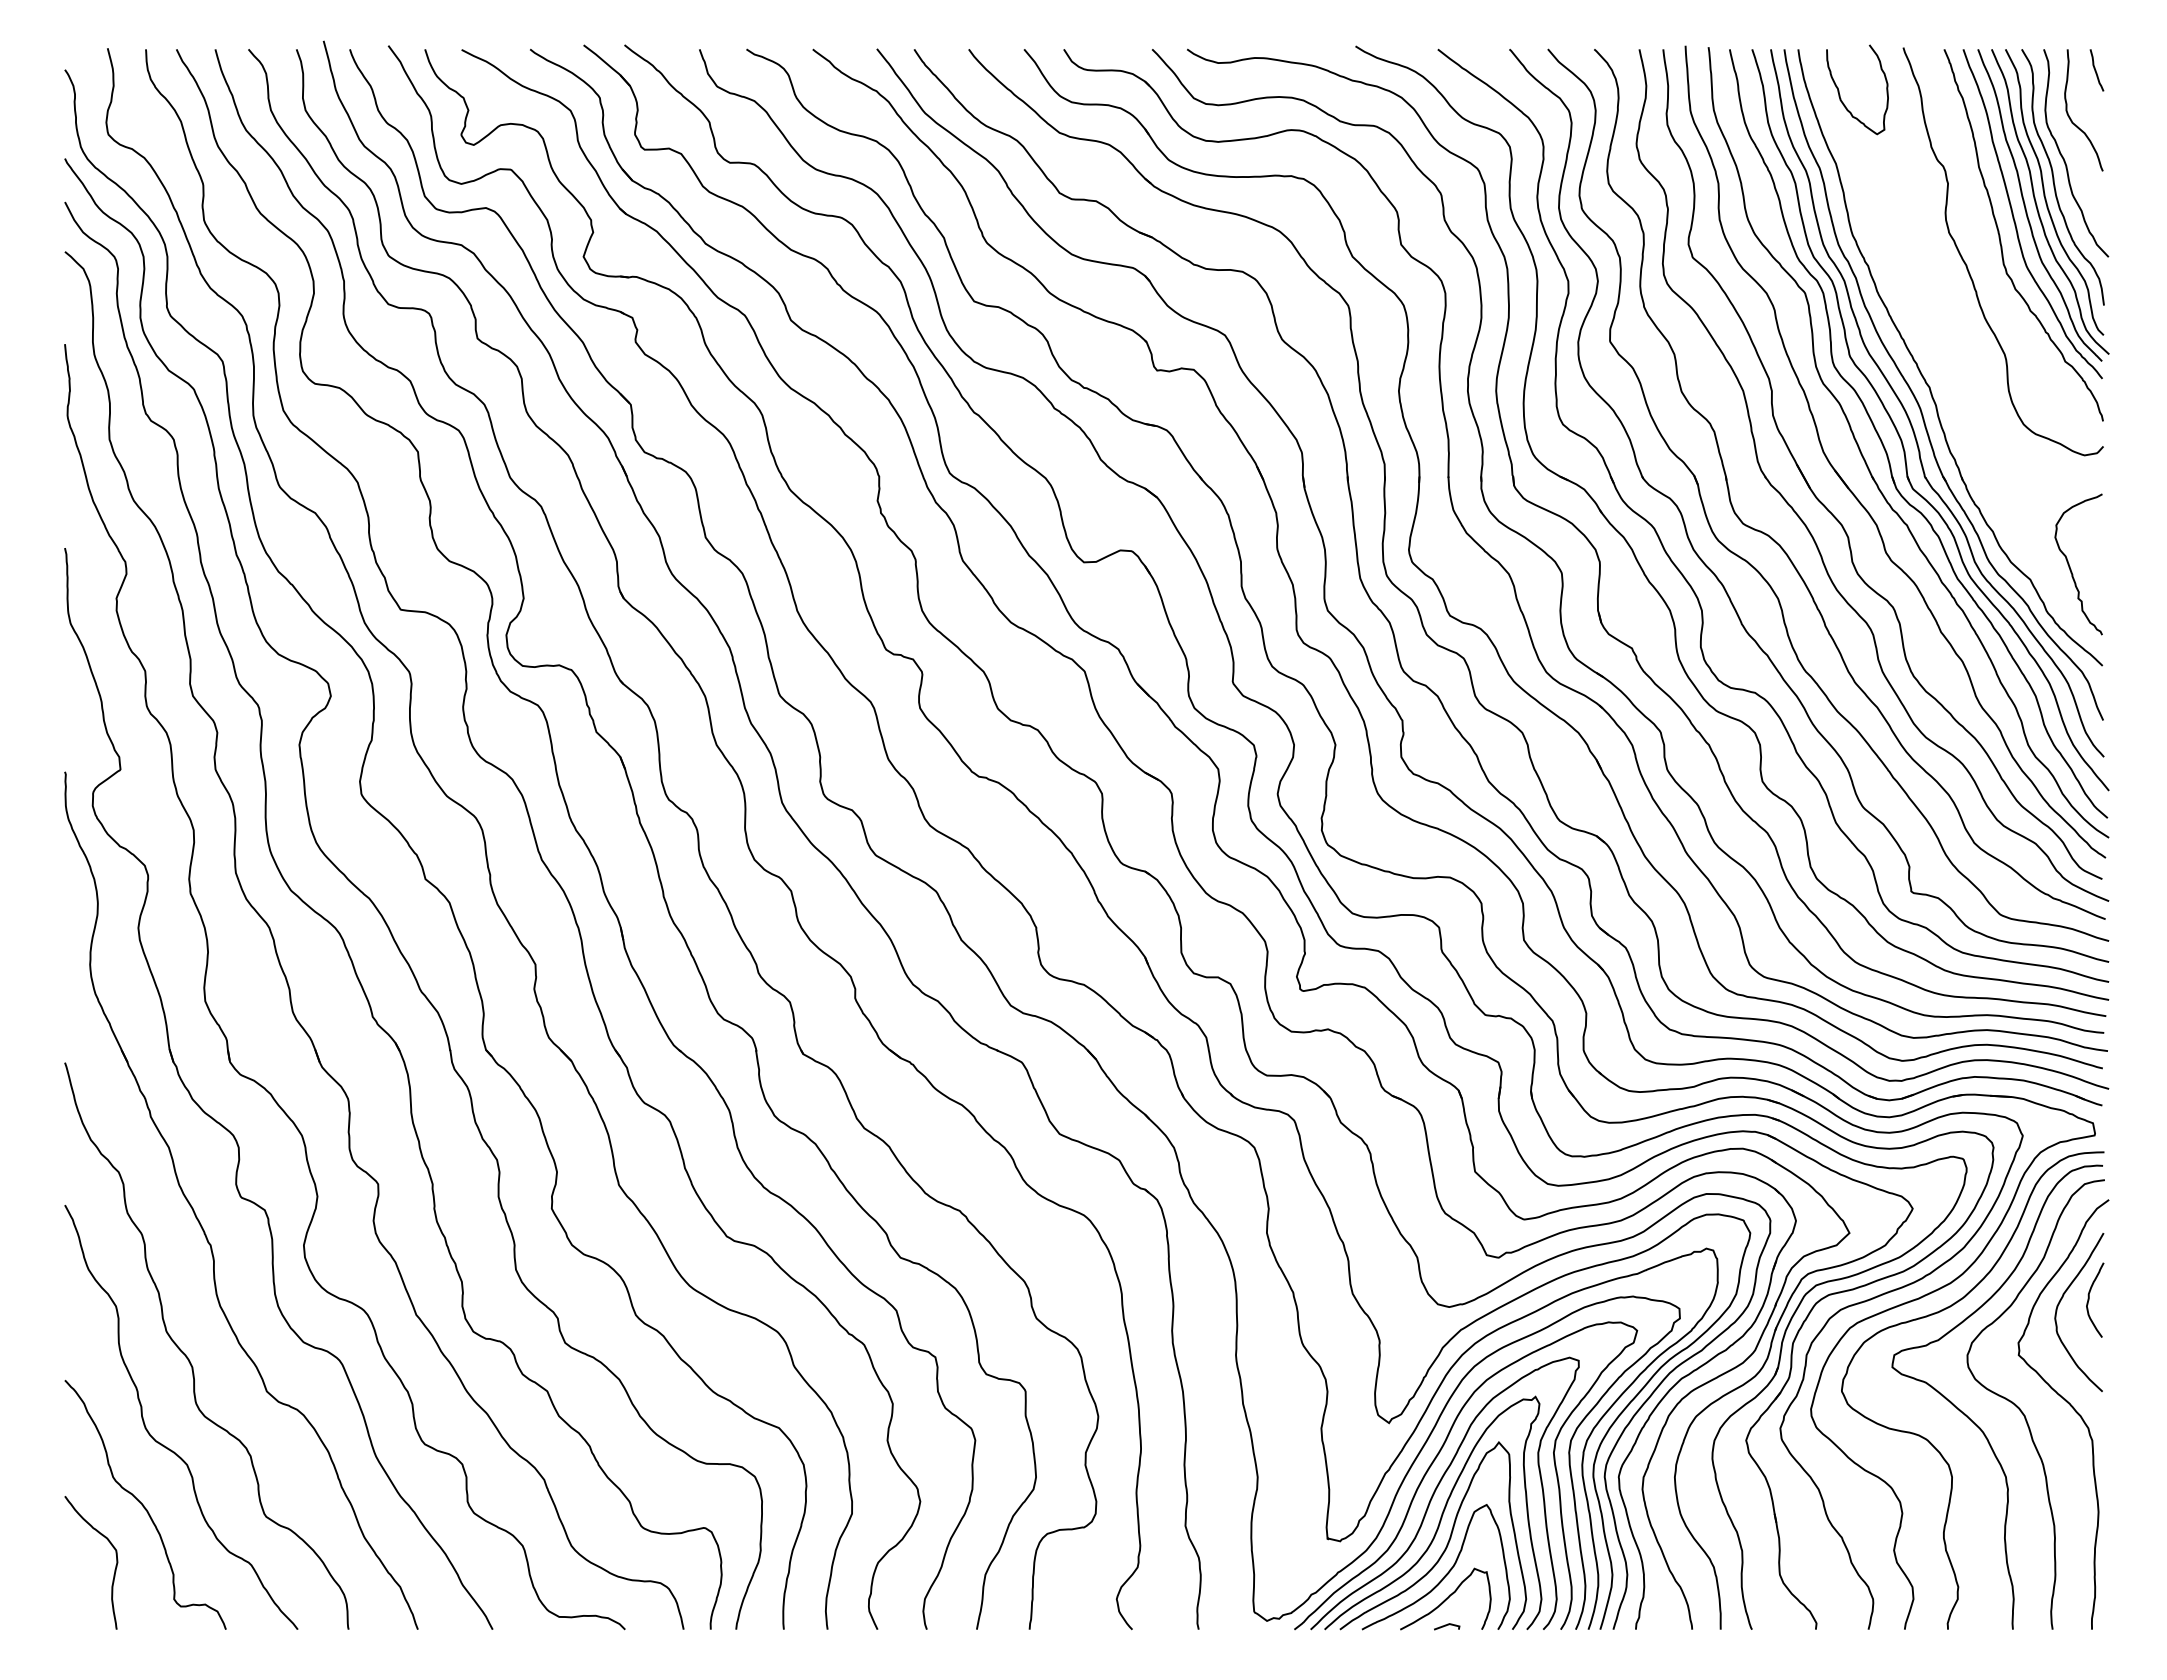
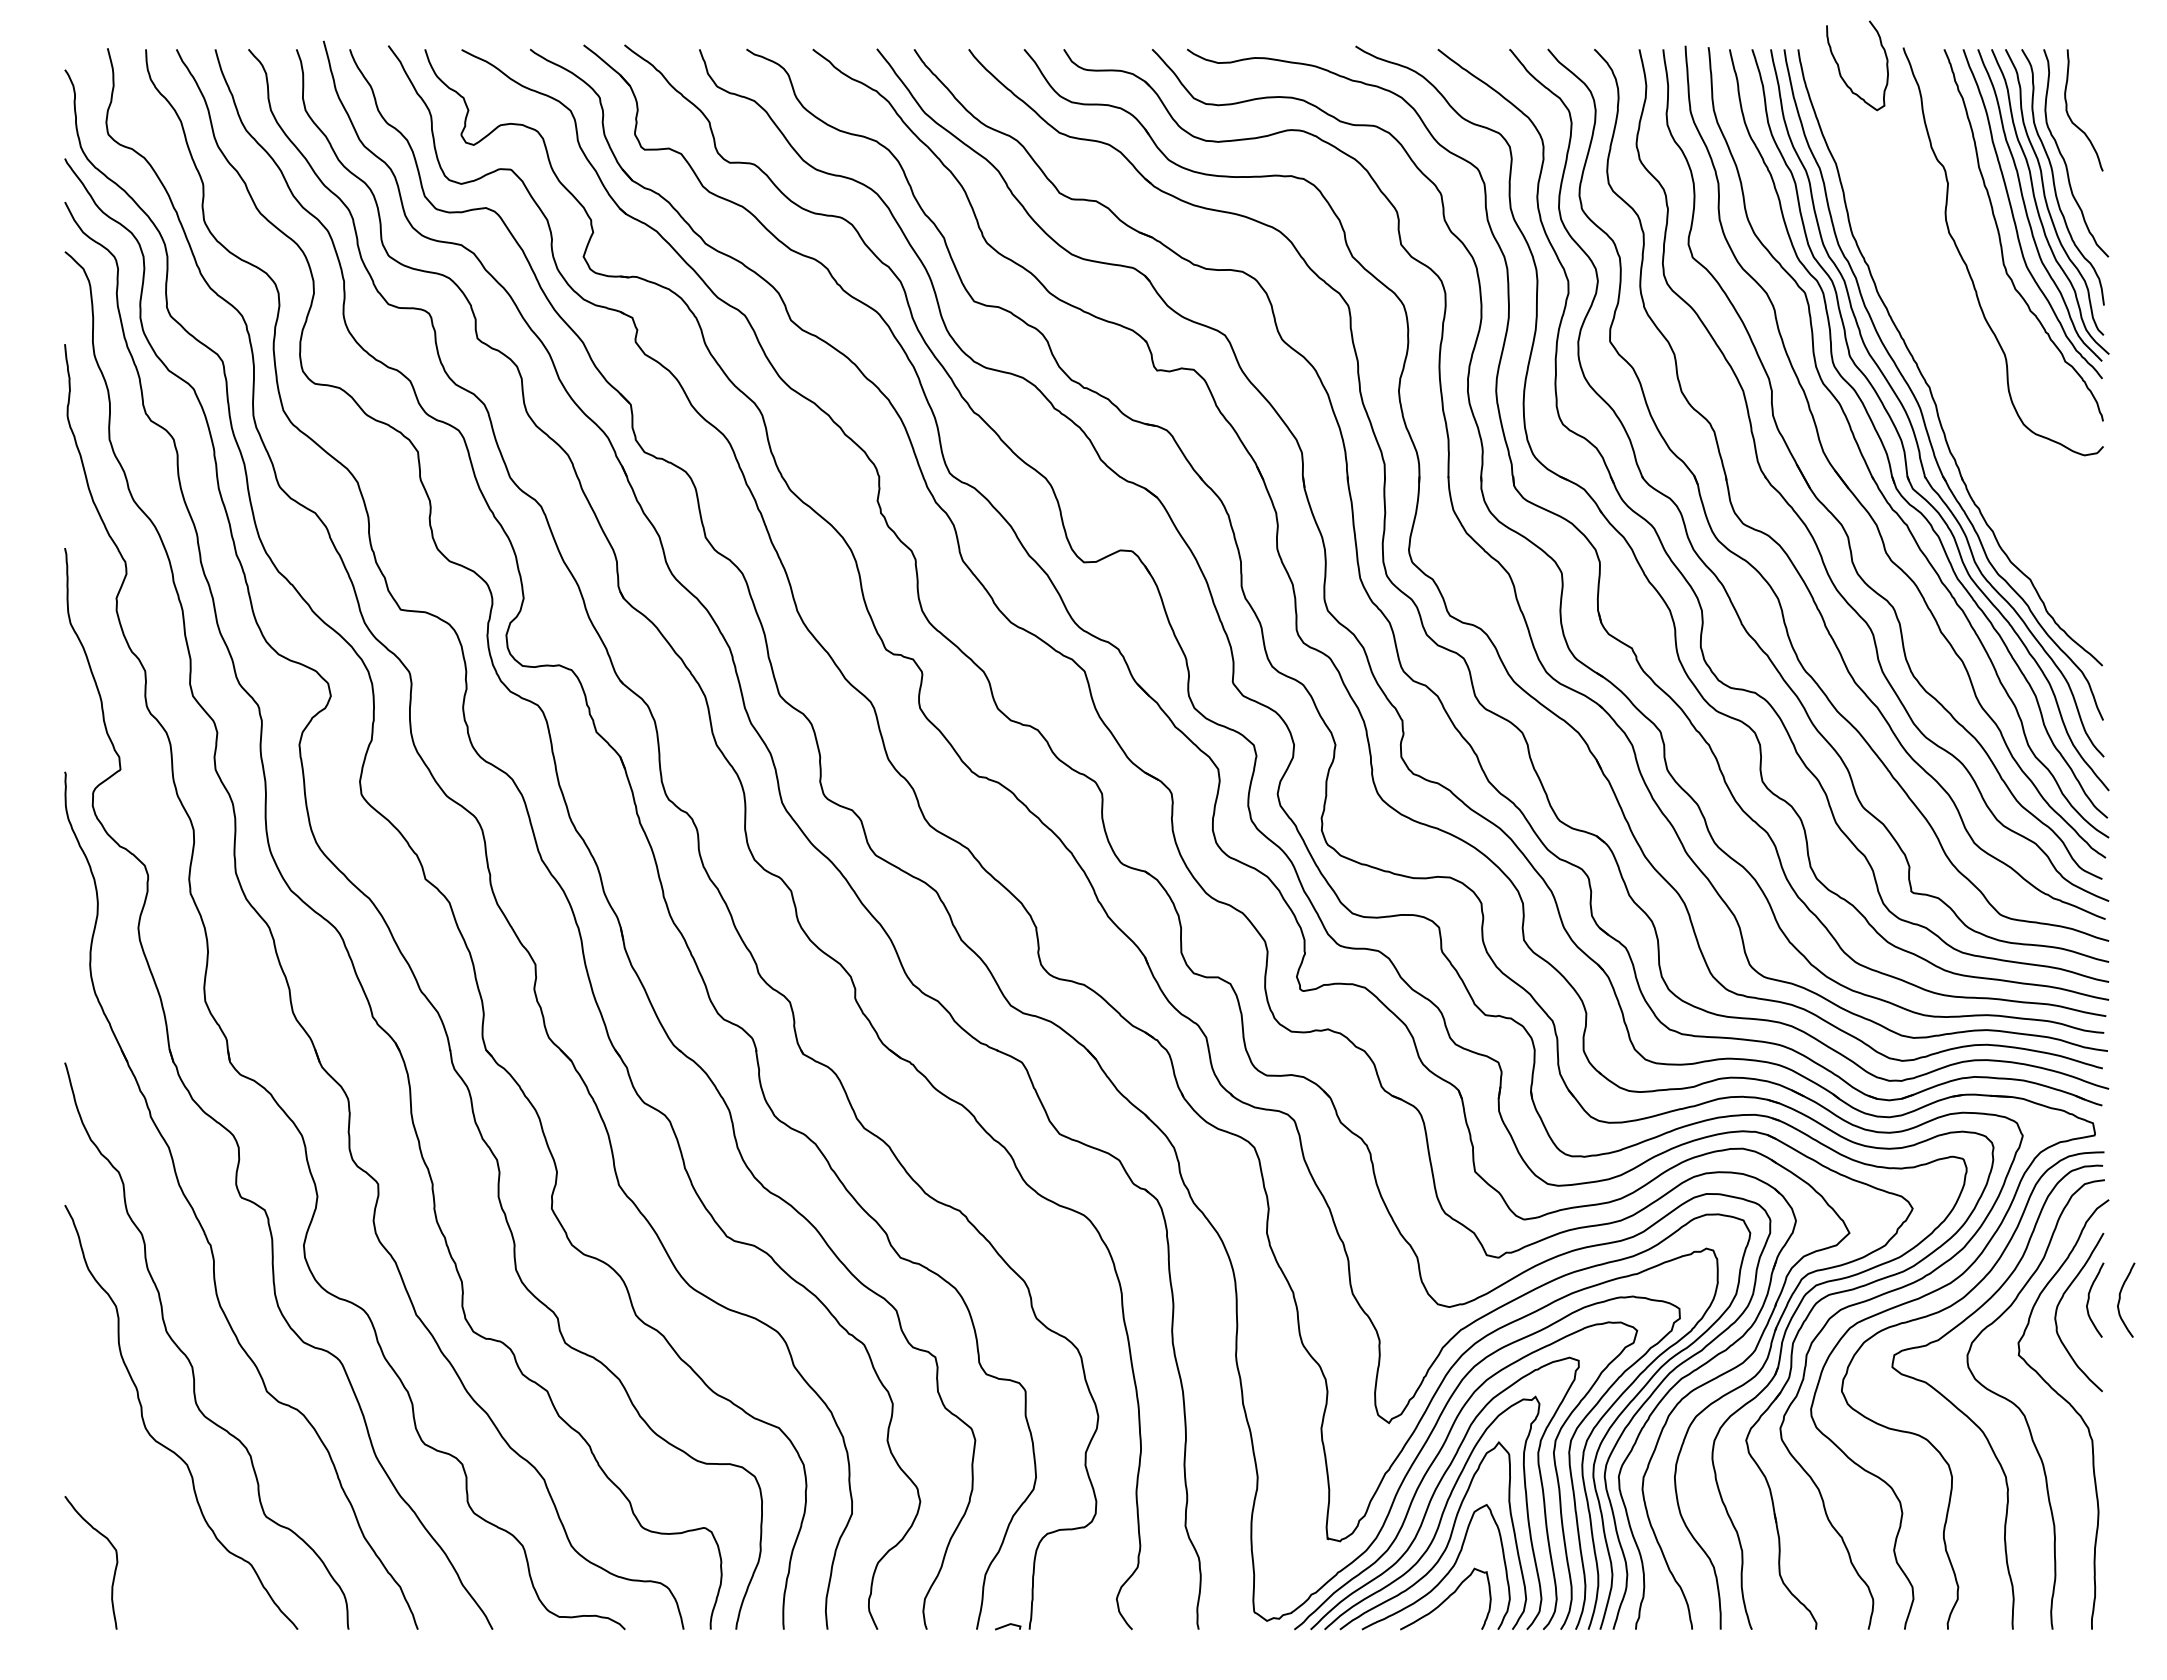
curve: present -> none (2096, 70)
curve position: (1840, 94) -> (1840, 70) (1840, 70)
curve: present -> none (2070, 566)
curve: none -> present (2120, 1299)
curve: present -> none (144, 1505)
line position: (1447, 1625) -> (1008, 1625) (1008, 1625)
